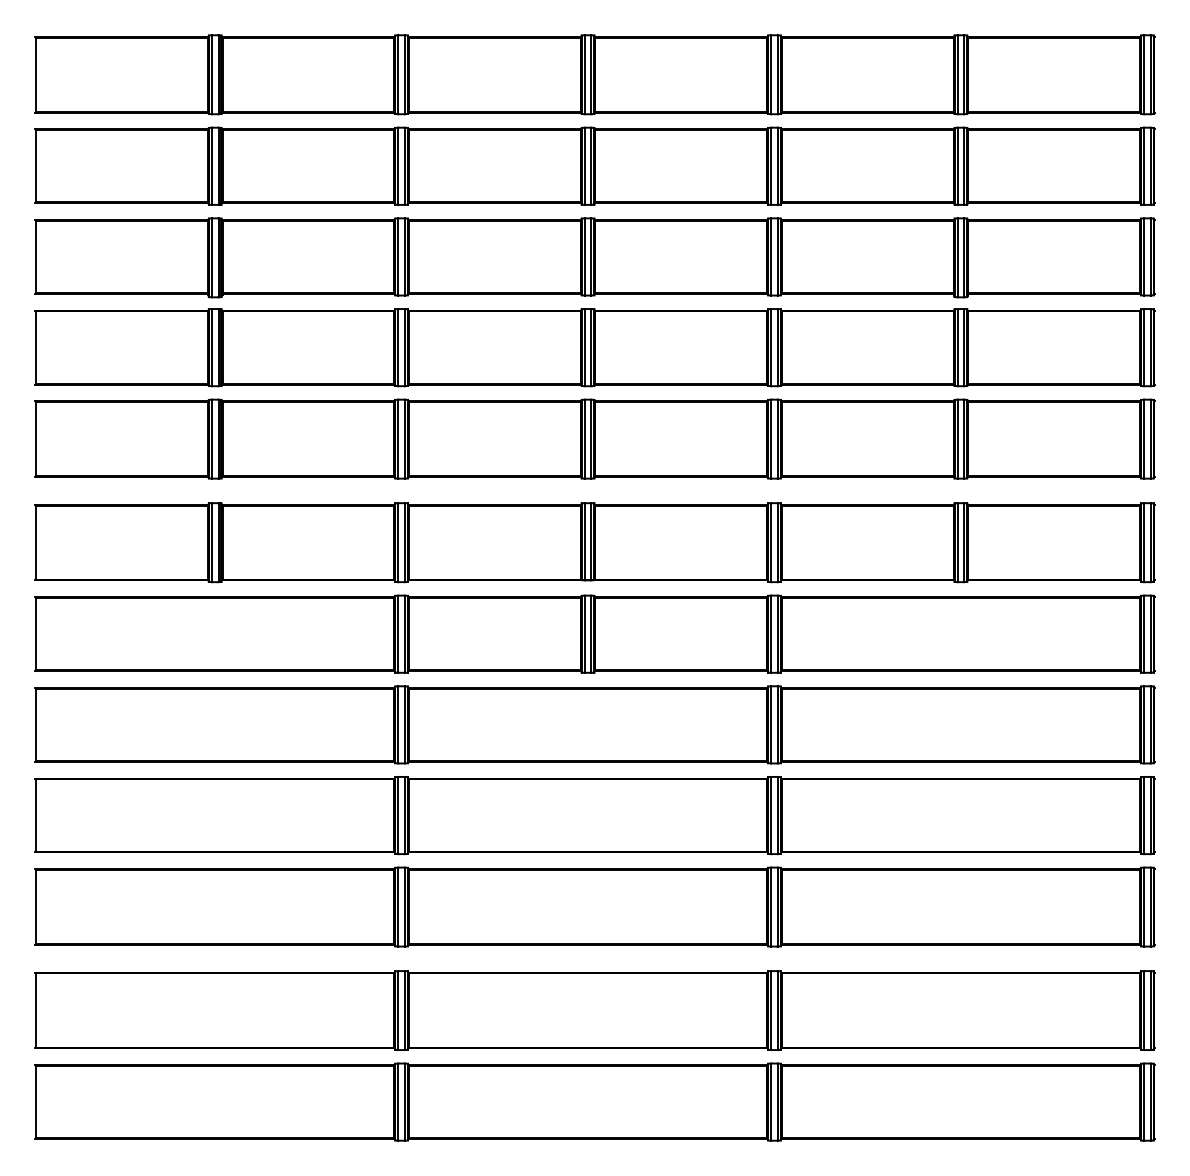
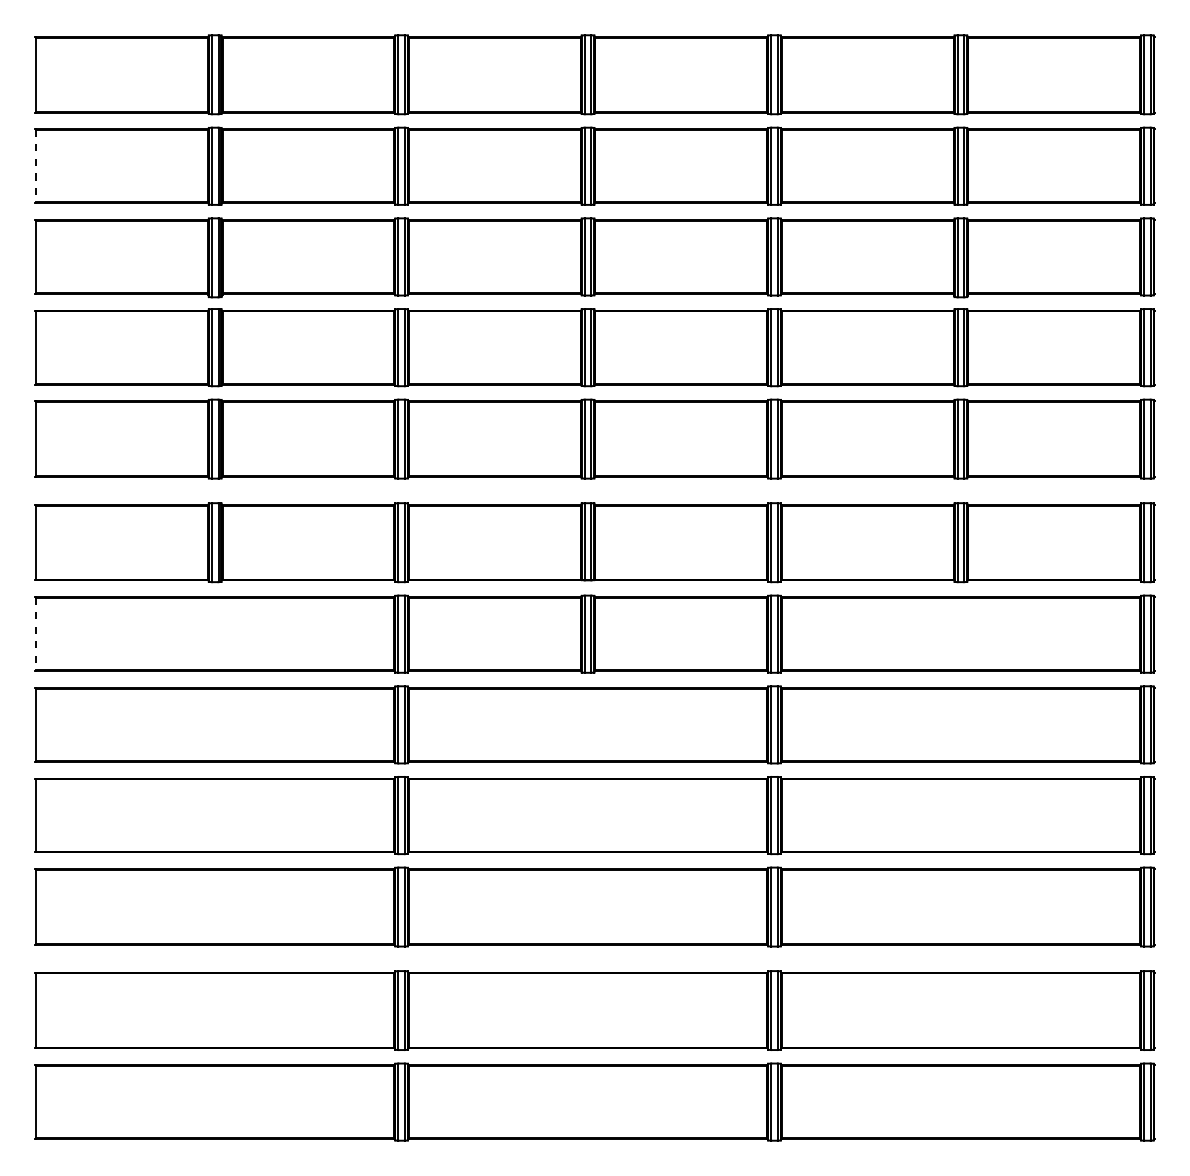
line: solid -> dashed (36, 166)
line: solid -> dashed (36, 634)
